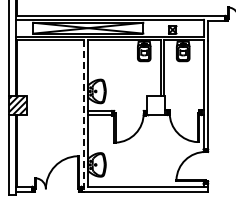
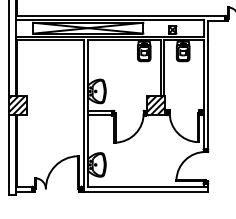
hatch: none -> present (156, 105)
line: dashed -> solid (83, 116)
